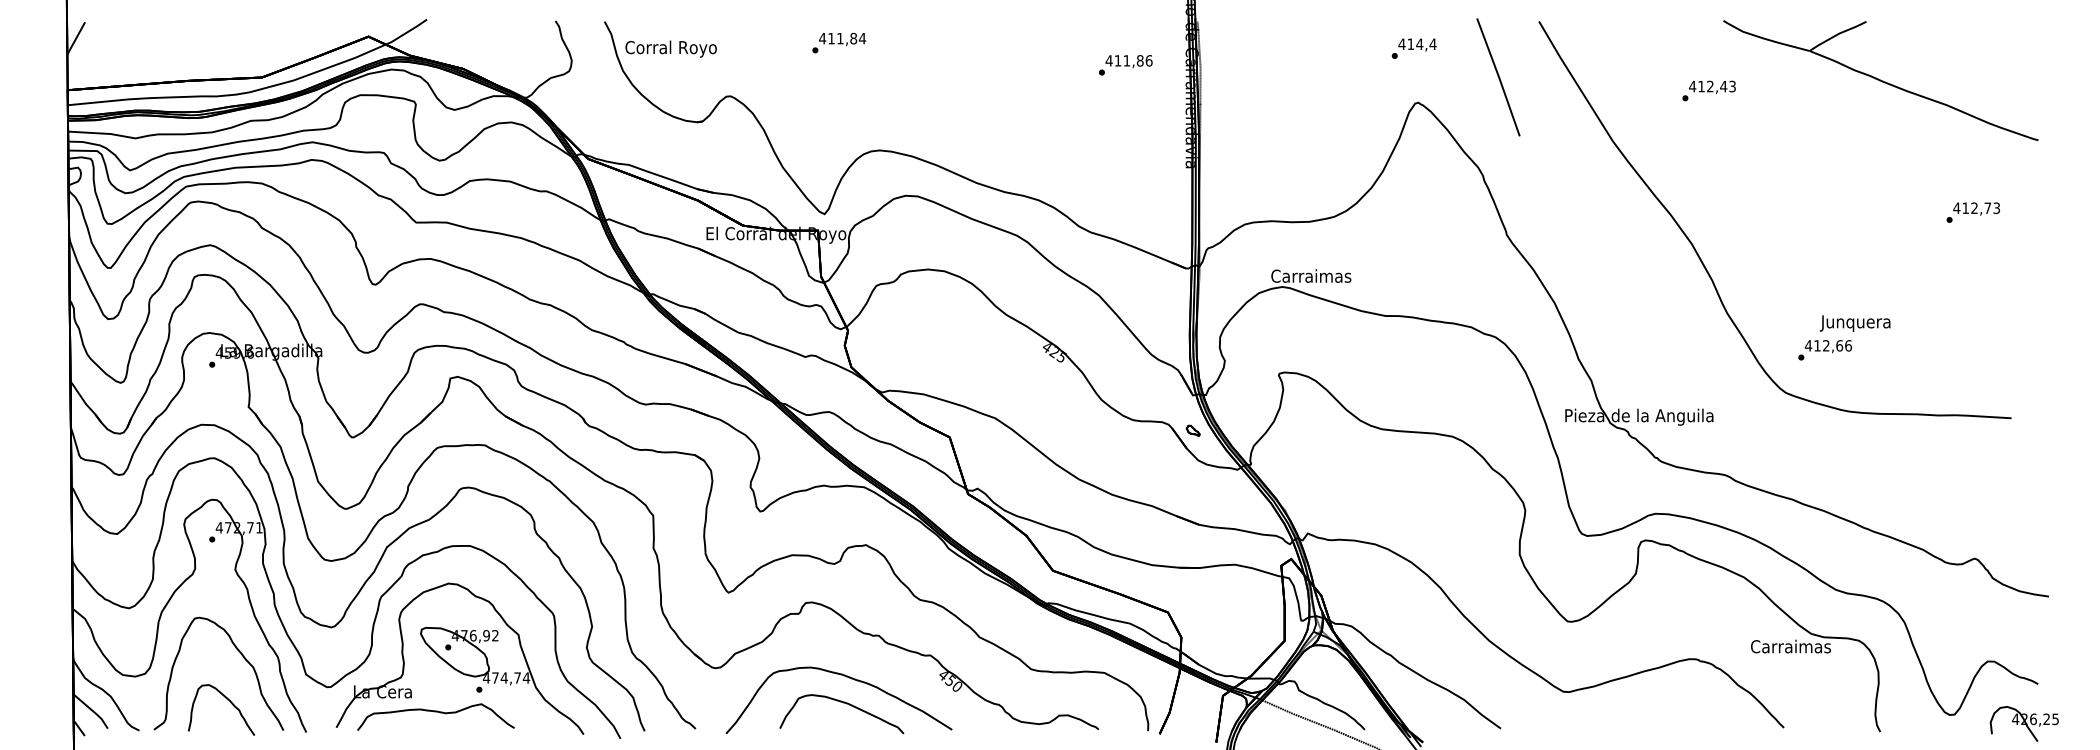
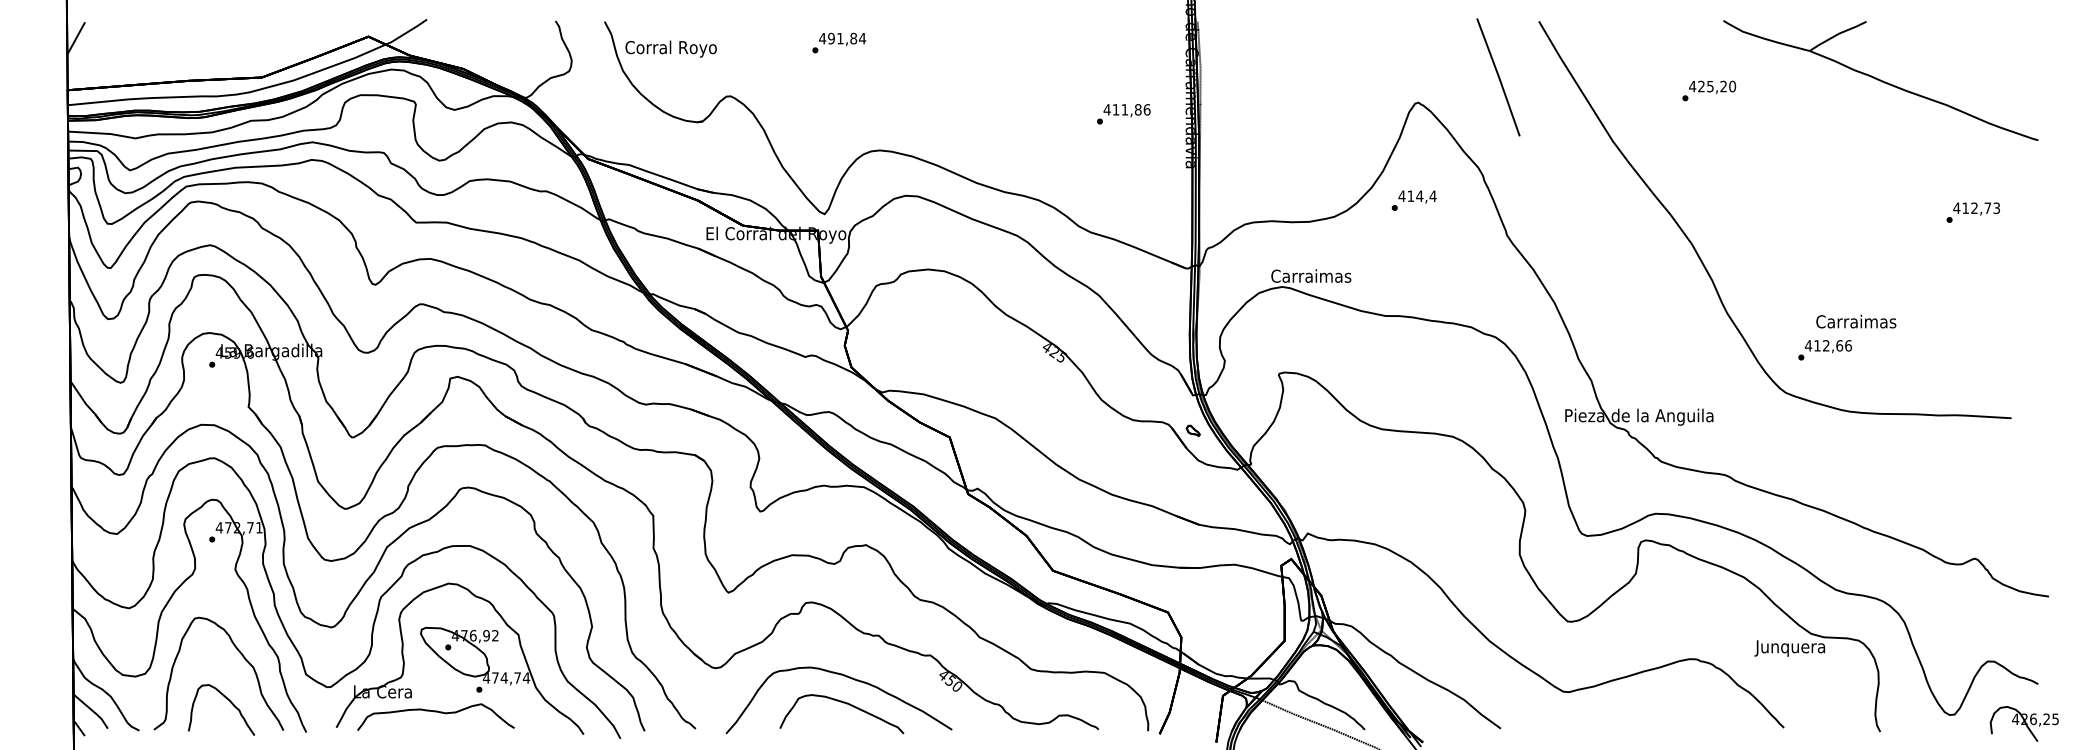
text: 411,84 -> 491,84 (831, 38)
text position: (1413, 48) -> (1413, 200) (1413, 200)
text position: (1125, 65) -> (1123, 114) (1123, 114)
text: 412,43 -> 425,20 (1717, 86)
text: Junquera -> Carraimas (1856, 322)
text: Carraimas -> Junquera (1790, 647)
